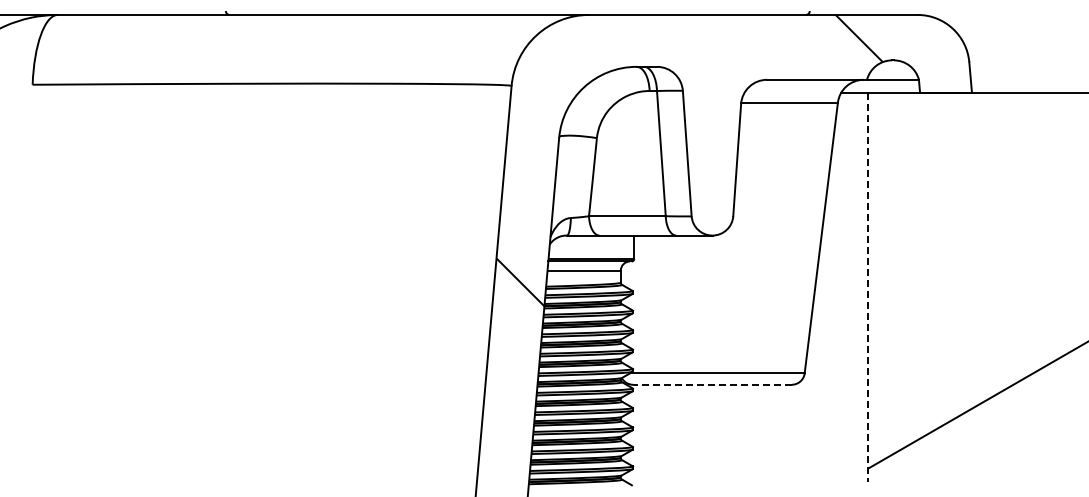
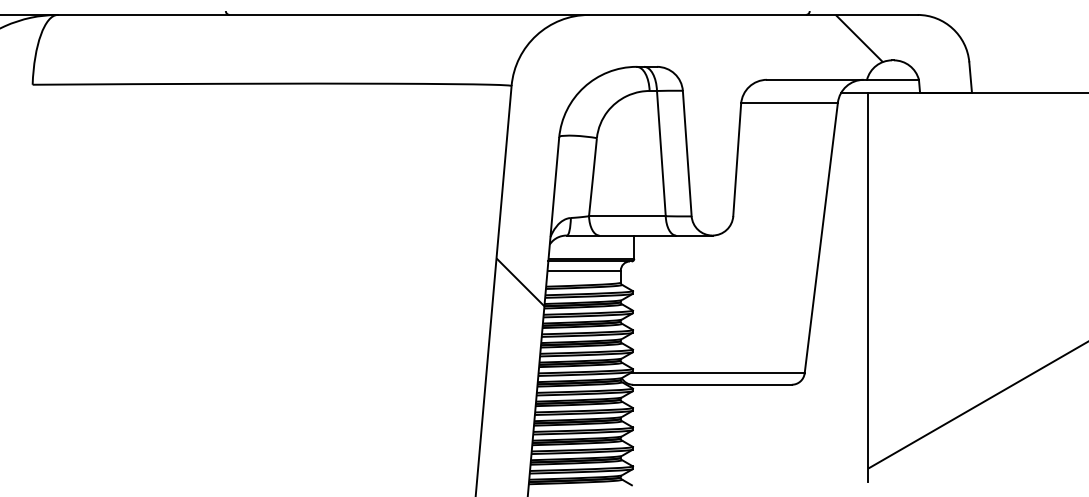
line: dashed -> solid (868, 287)
line: dashed -> solid (711, 384)
